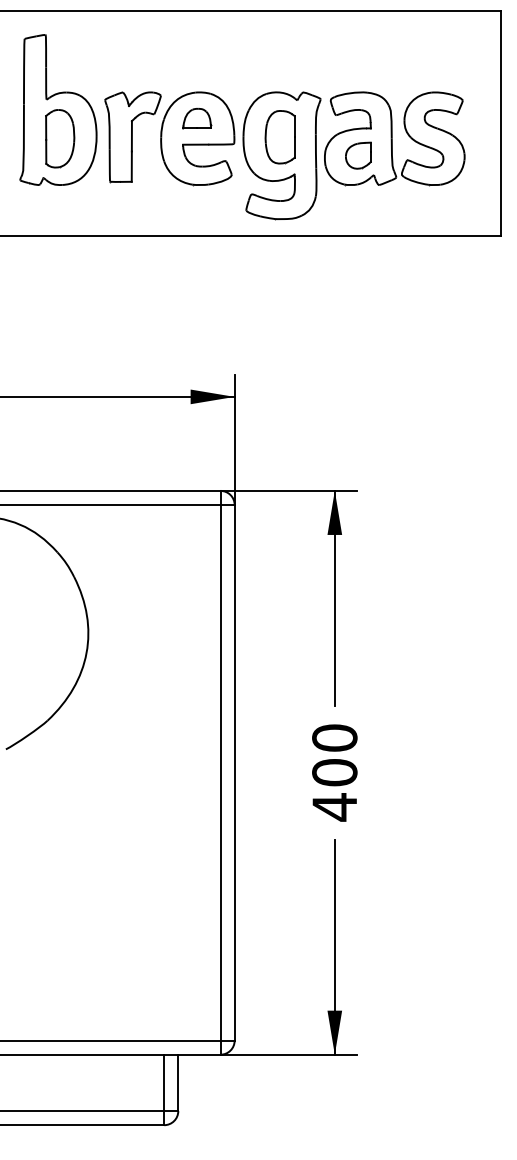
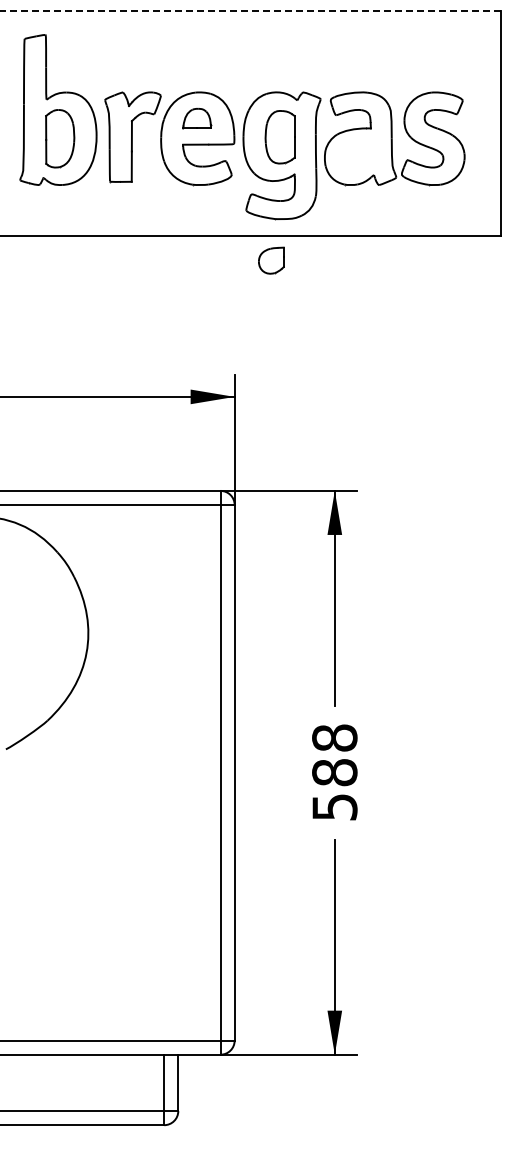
line: solid -> dashed (251, 11)
part position: (358, 155) -> (271, 260) (271, 260)
text: 400 -> 588 (334, 772)
